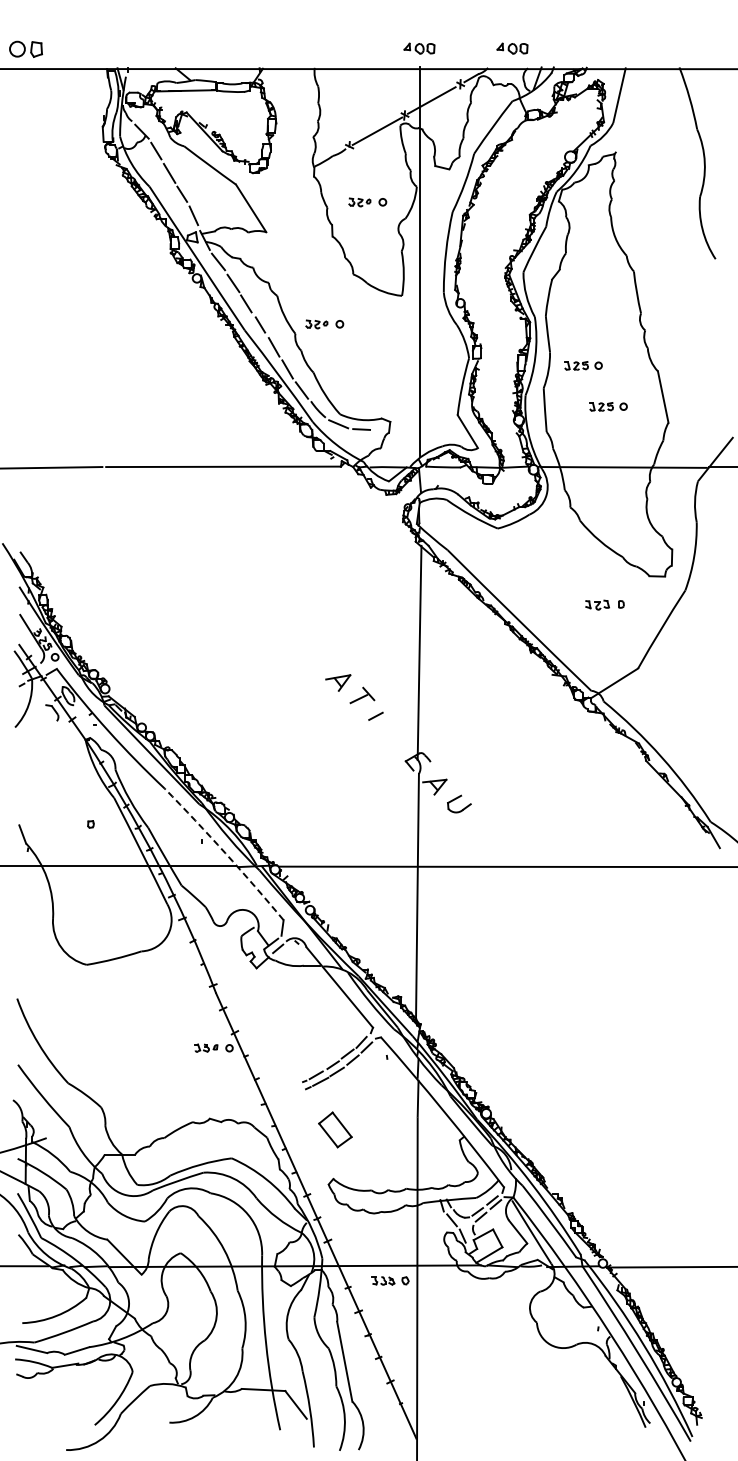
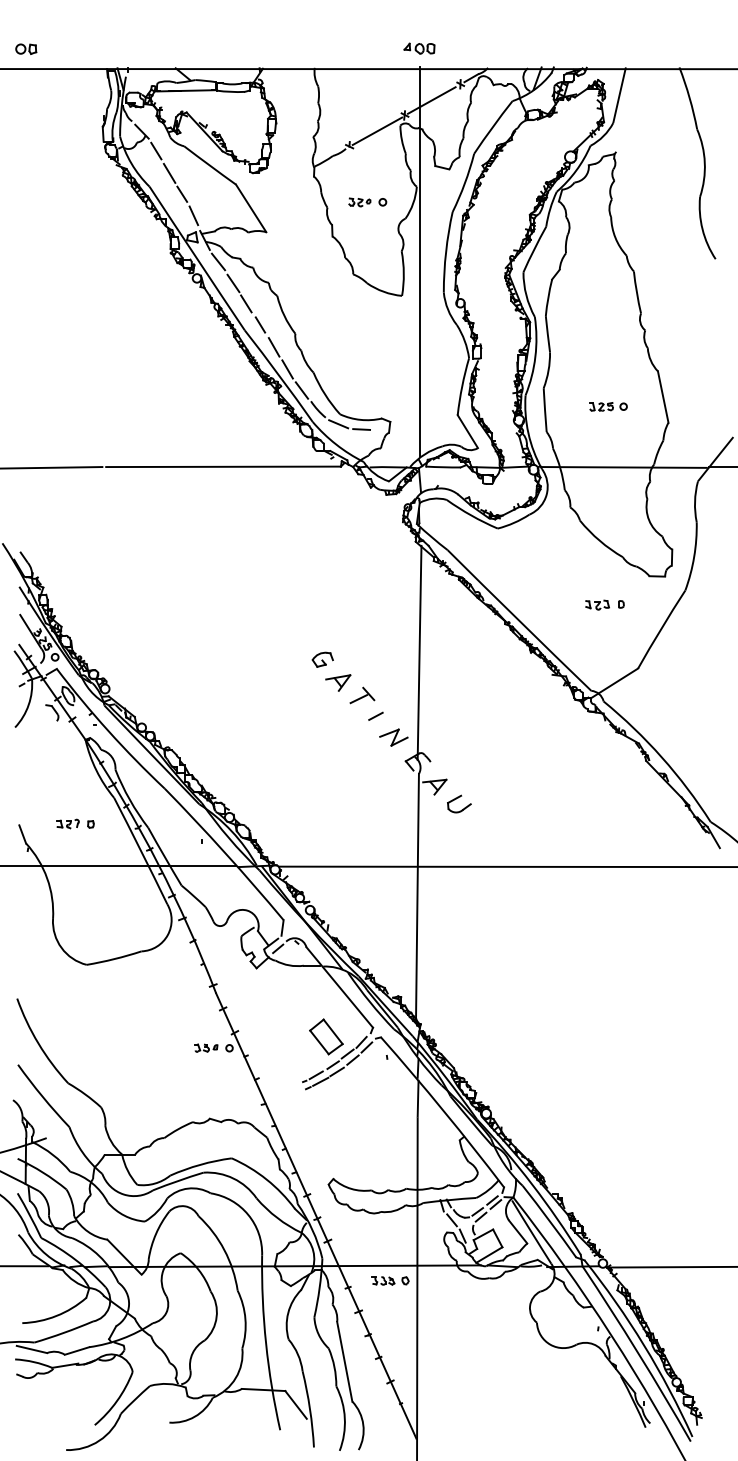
part size: 34x18 px -> 23x12 px (26, 48)
part: present -> none (512, 48)
part: present -> none (324, 324)
part: present -> none (583, 365)
part: none -> present (322, 659)
part: none -> present (393, 737)
part: none -> present (67, 823)
arc: dashed -> solid (225, 853)
part position: (335, 1129) -> (326, 1036) (326, 1036)
